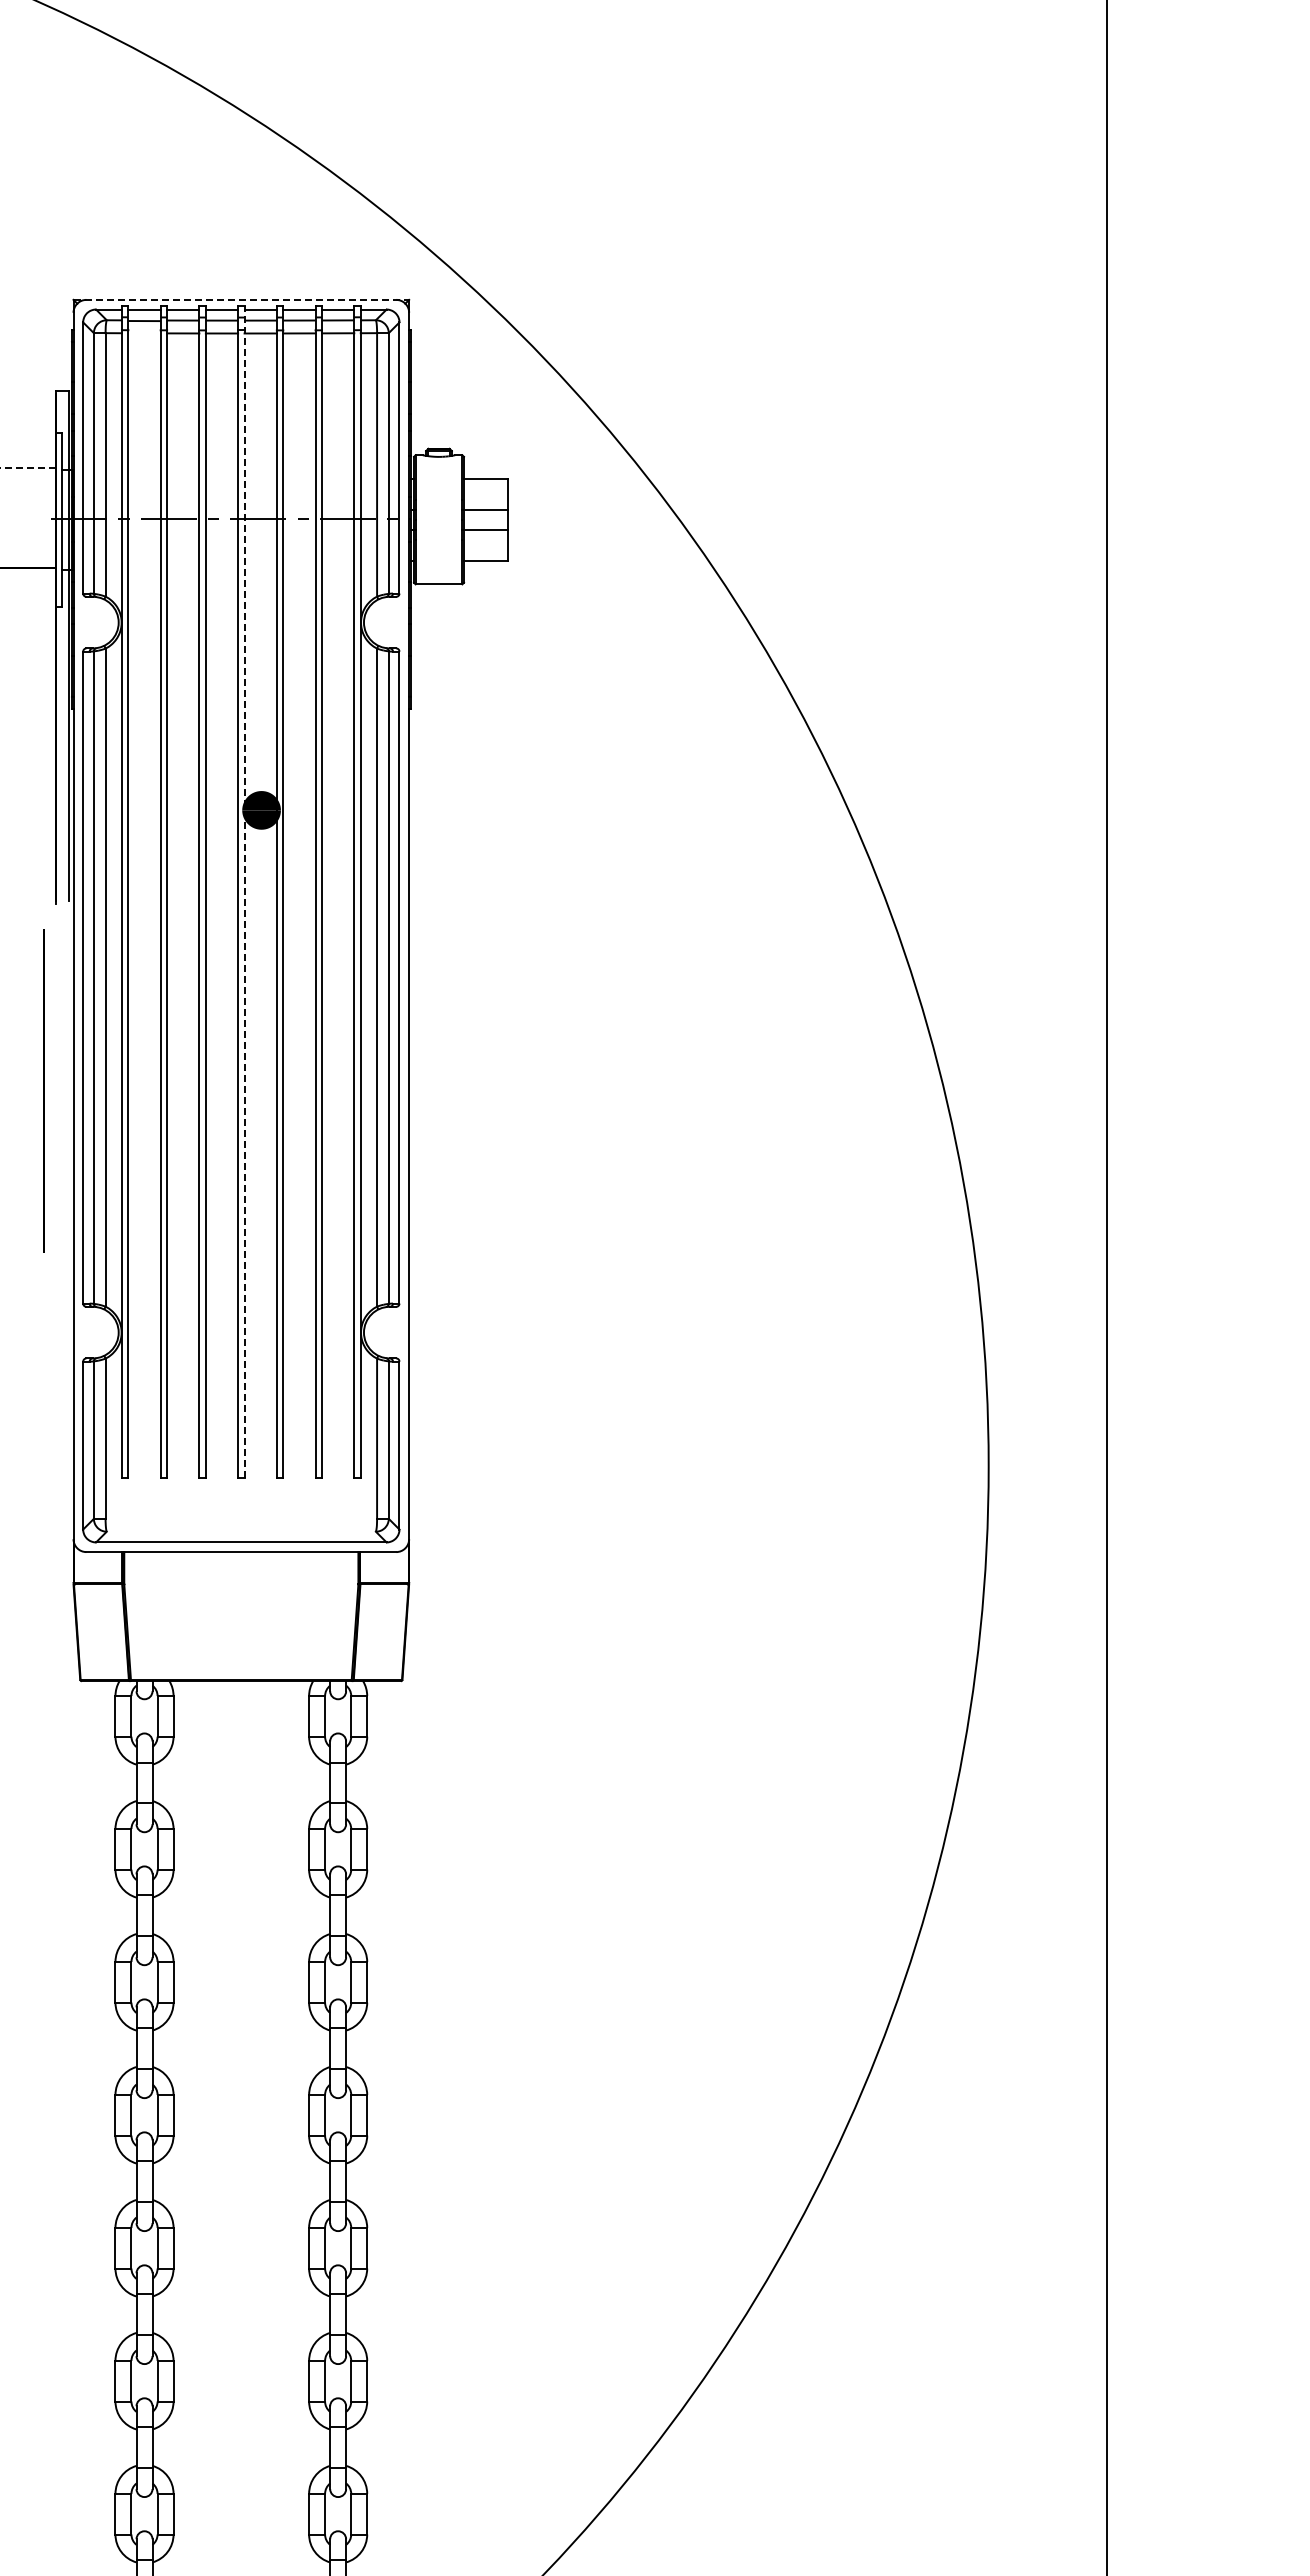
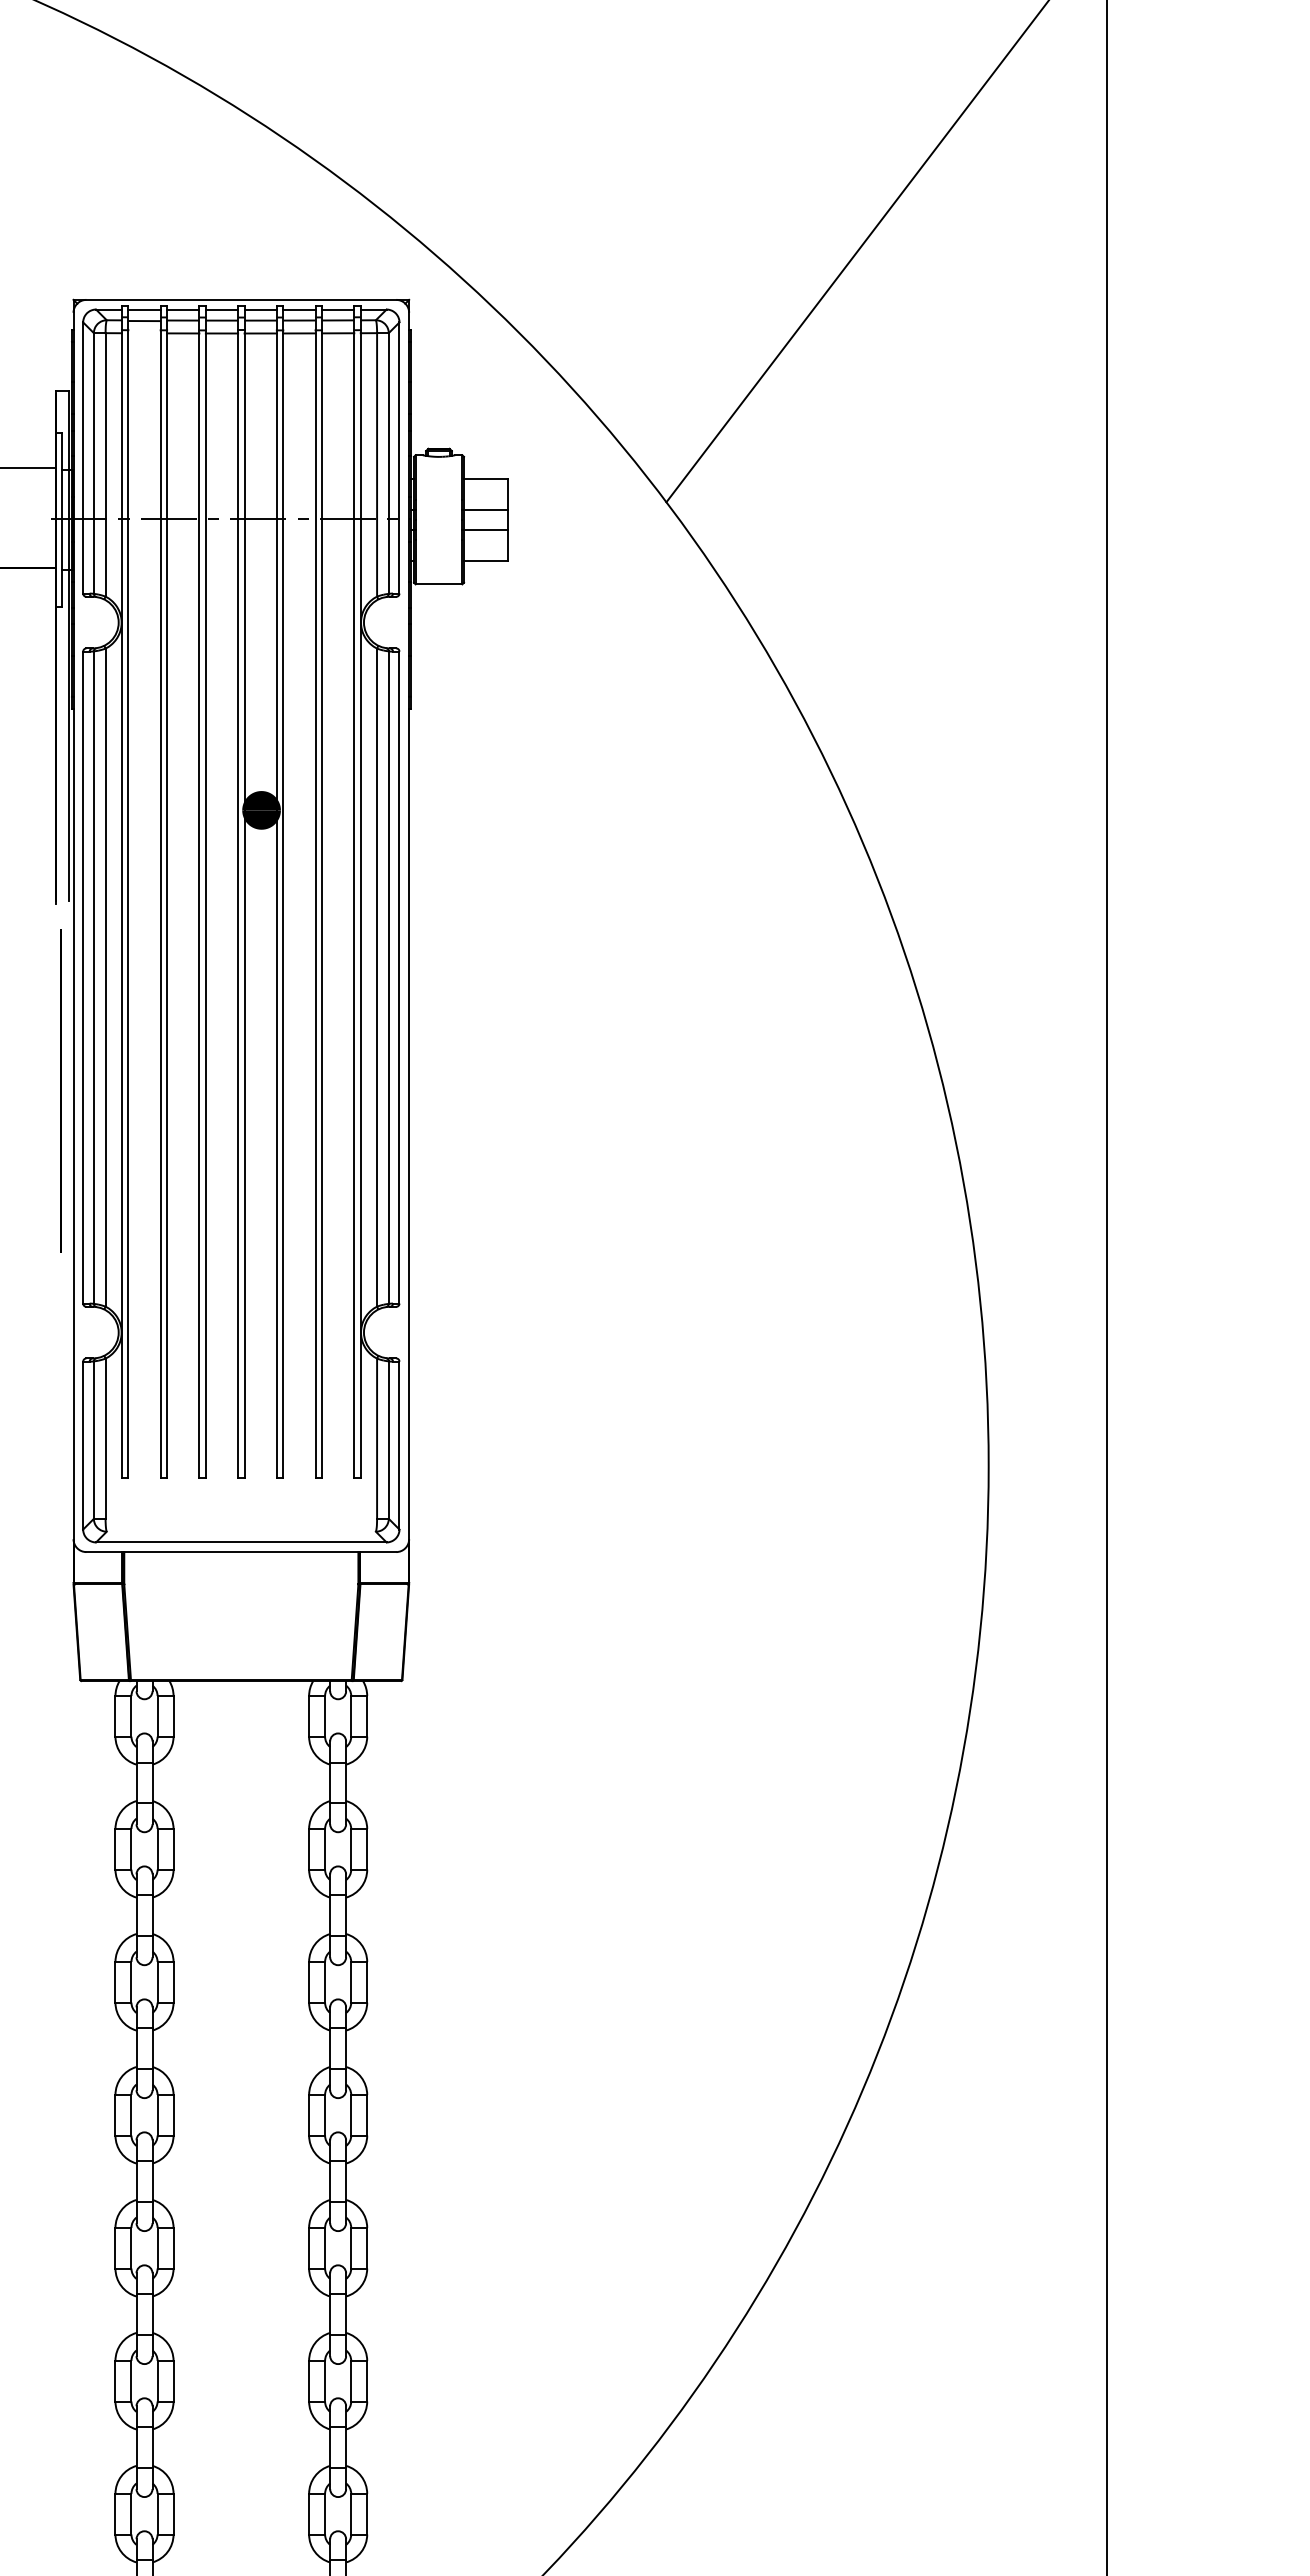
line: none -> present (856, 252)
line: dashed -> solid (241, 299)
line: dashed -> solid (28, 467)
line: dashed -> solid (244, 892)
line position: (43, 1090) -> (60, 1090) (60, 1090)
